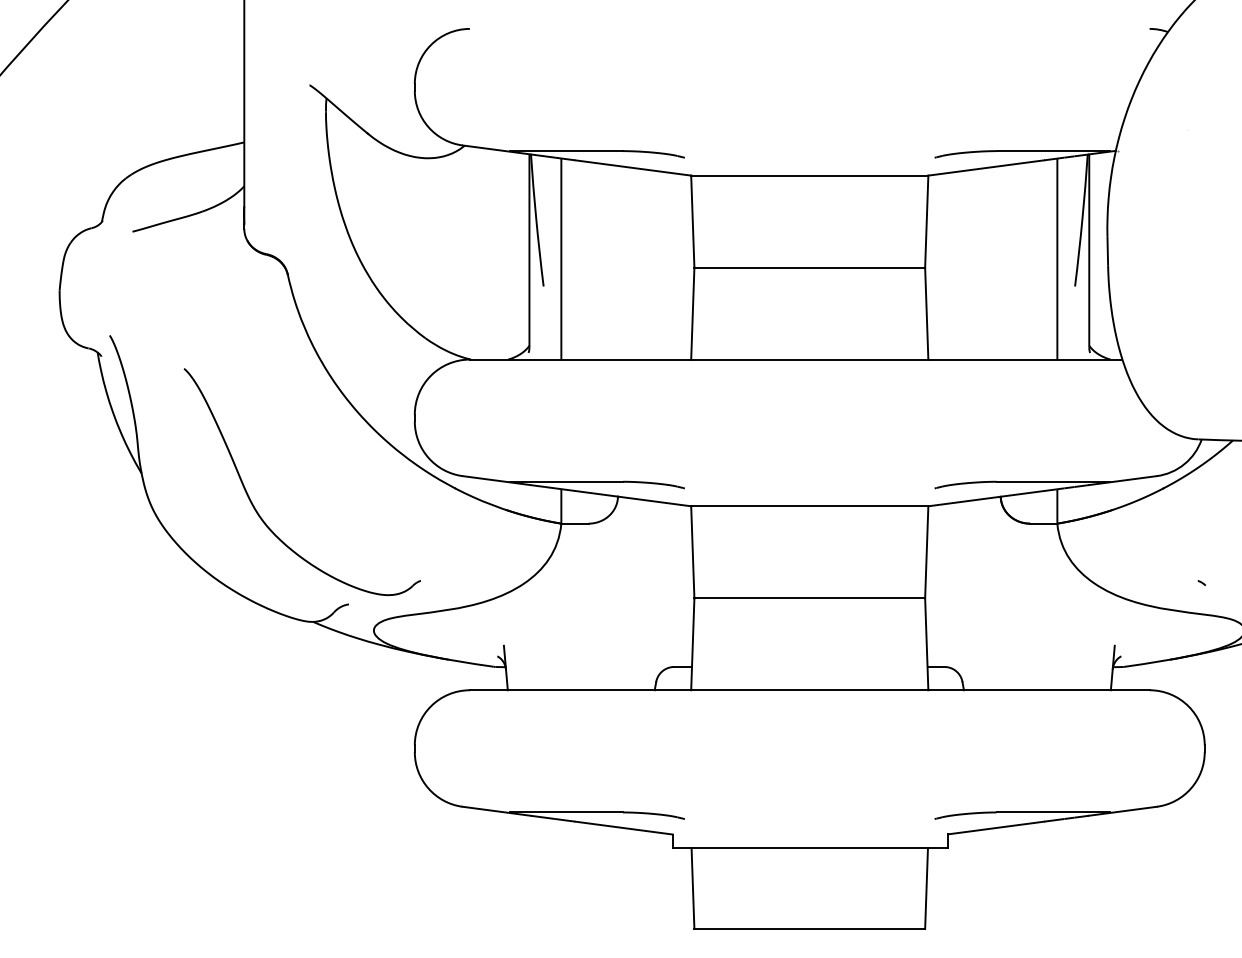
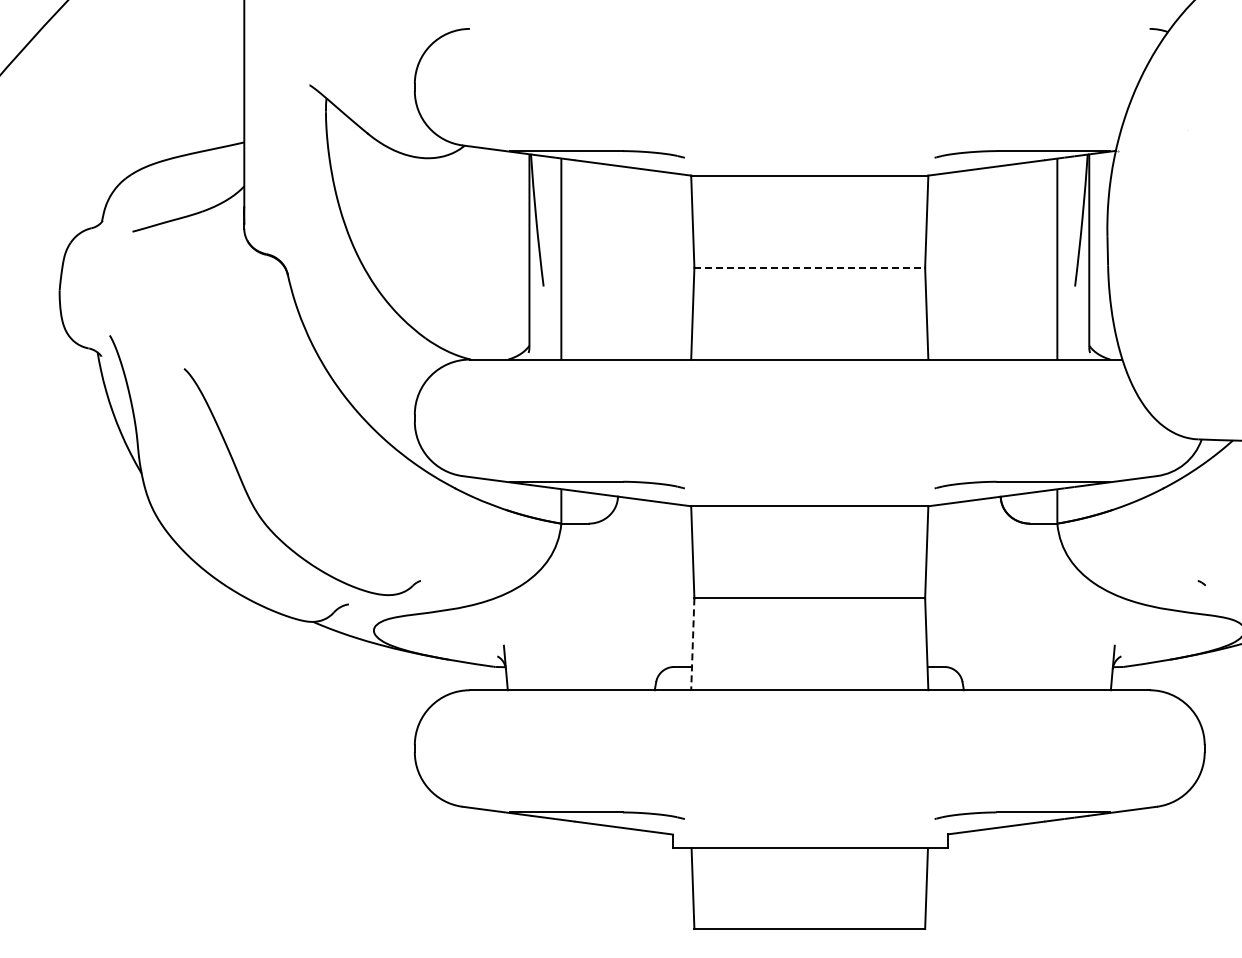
line: solid -> dashed (810, 267)
line: solid -> dashed (692, 644)
